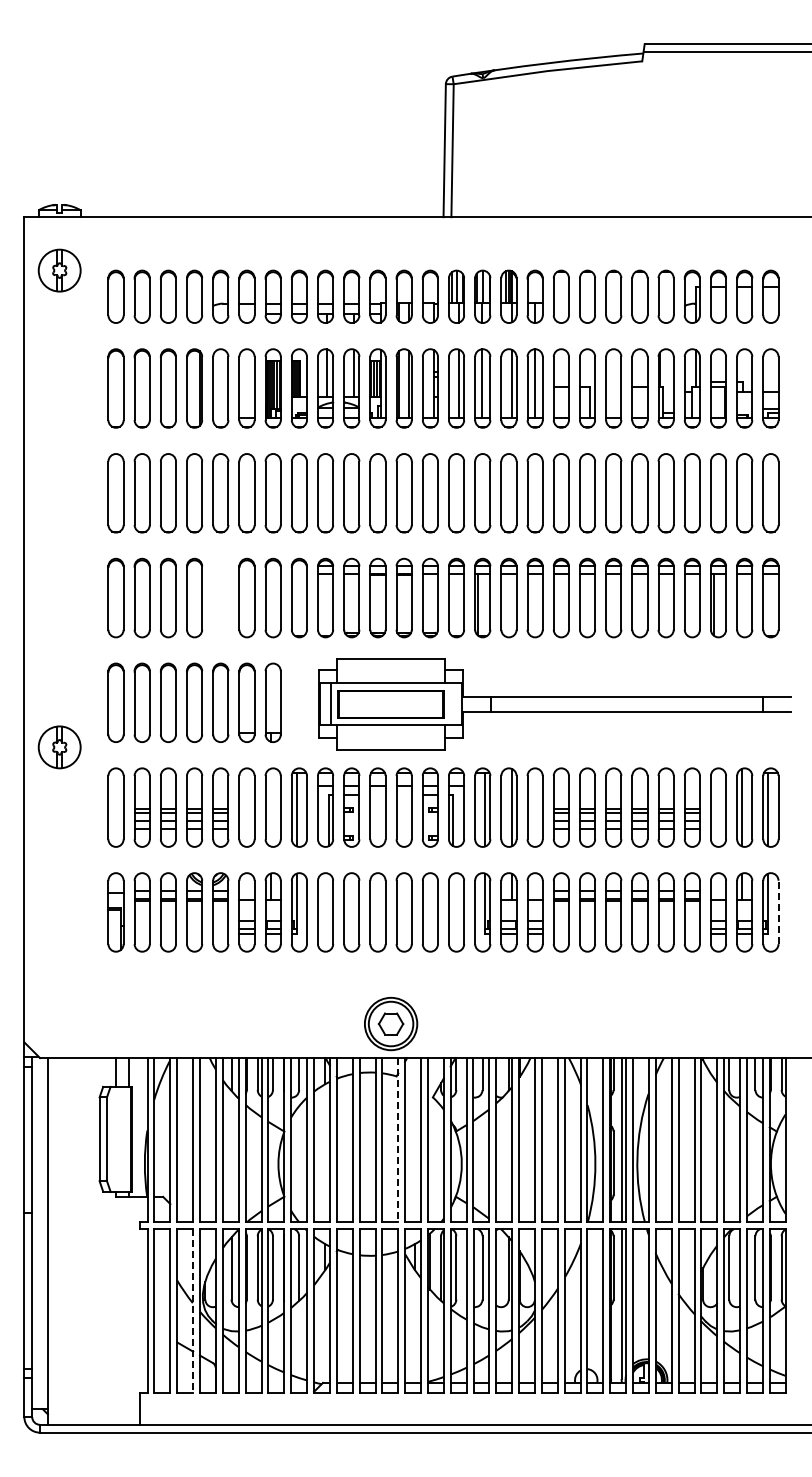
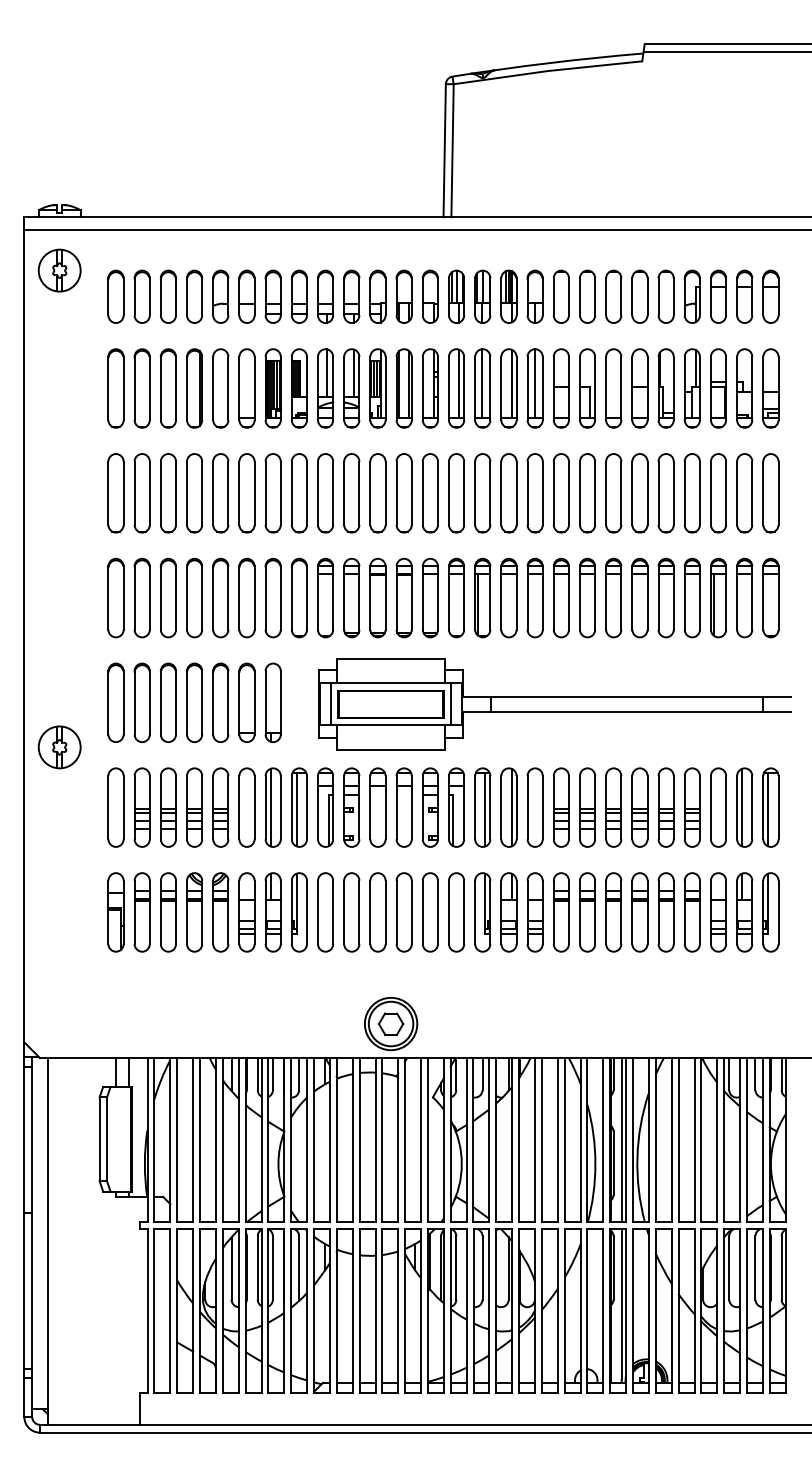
line: none -> present (416, 230)
part: none -> present (220, 597)
line: none -> present (451, 704)
line: none -> present (270, 807)
line: dashed -> solid (778, 912)
line: dashed -> solid (398, 1140)
line: dashed -> solid (193, 1311)
